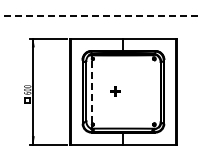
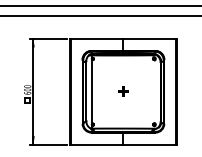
line: none -> present (100, 5)
line: dashed -> solid (101, 16)
line: dashed -> solid (92, 91)
part position: (115, 91) -> (123, 91) (123, 91)
